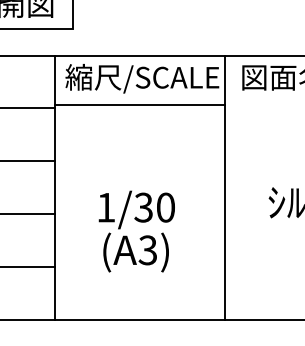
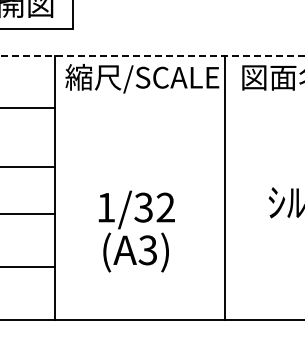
line: solid -> dashed (152, 55)
line: present -> none (139, 105)
line position: (28, 160) -> (28, 166) (28, 166)
text: 1/30 -> 1/32 (165, 207)
